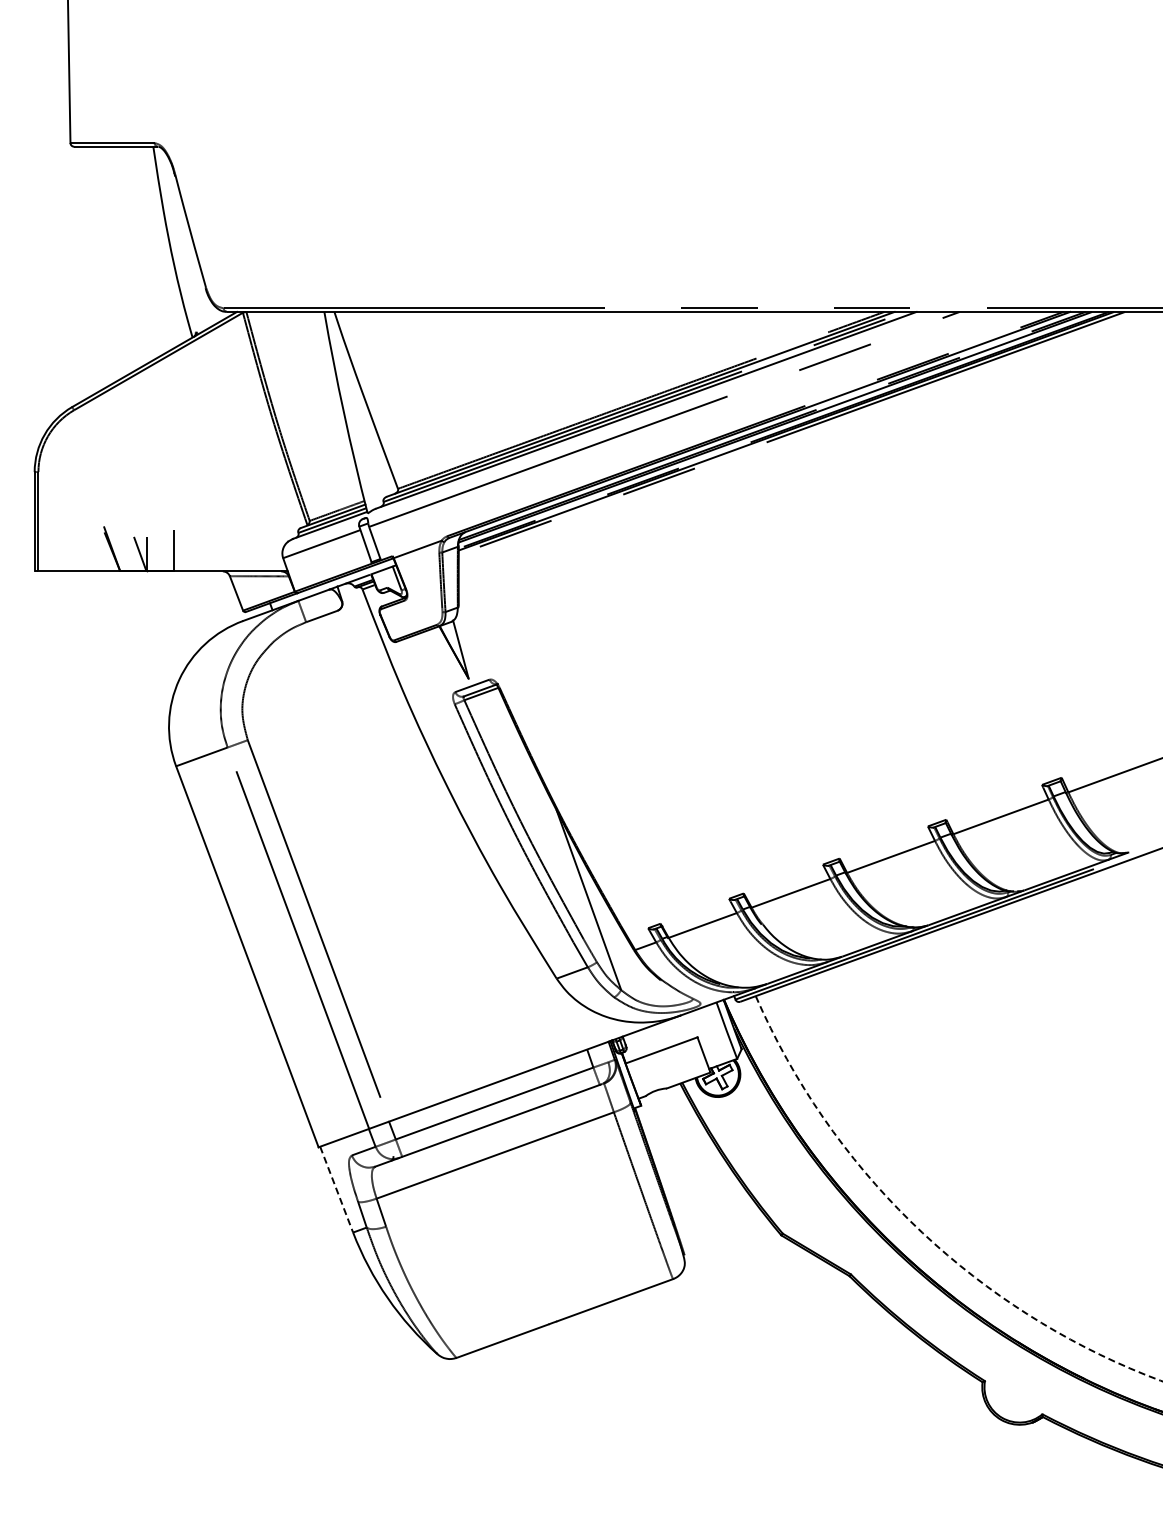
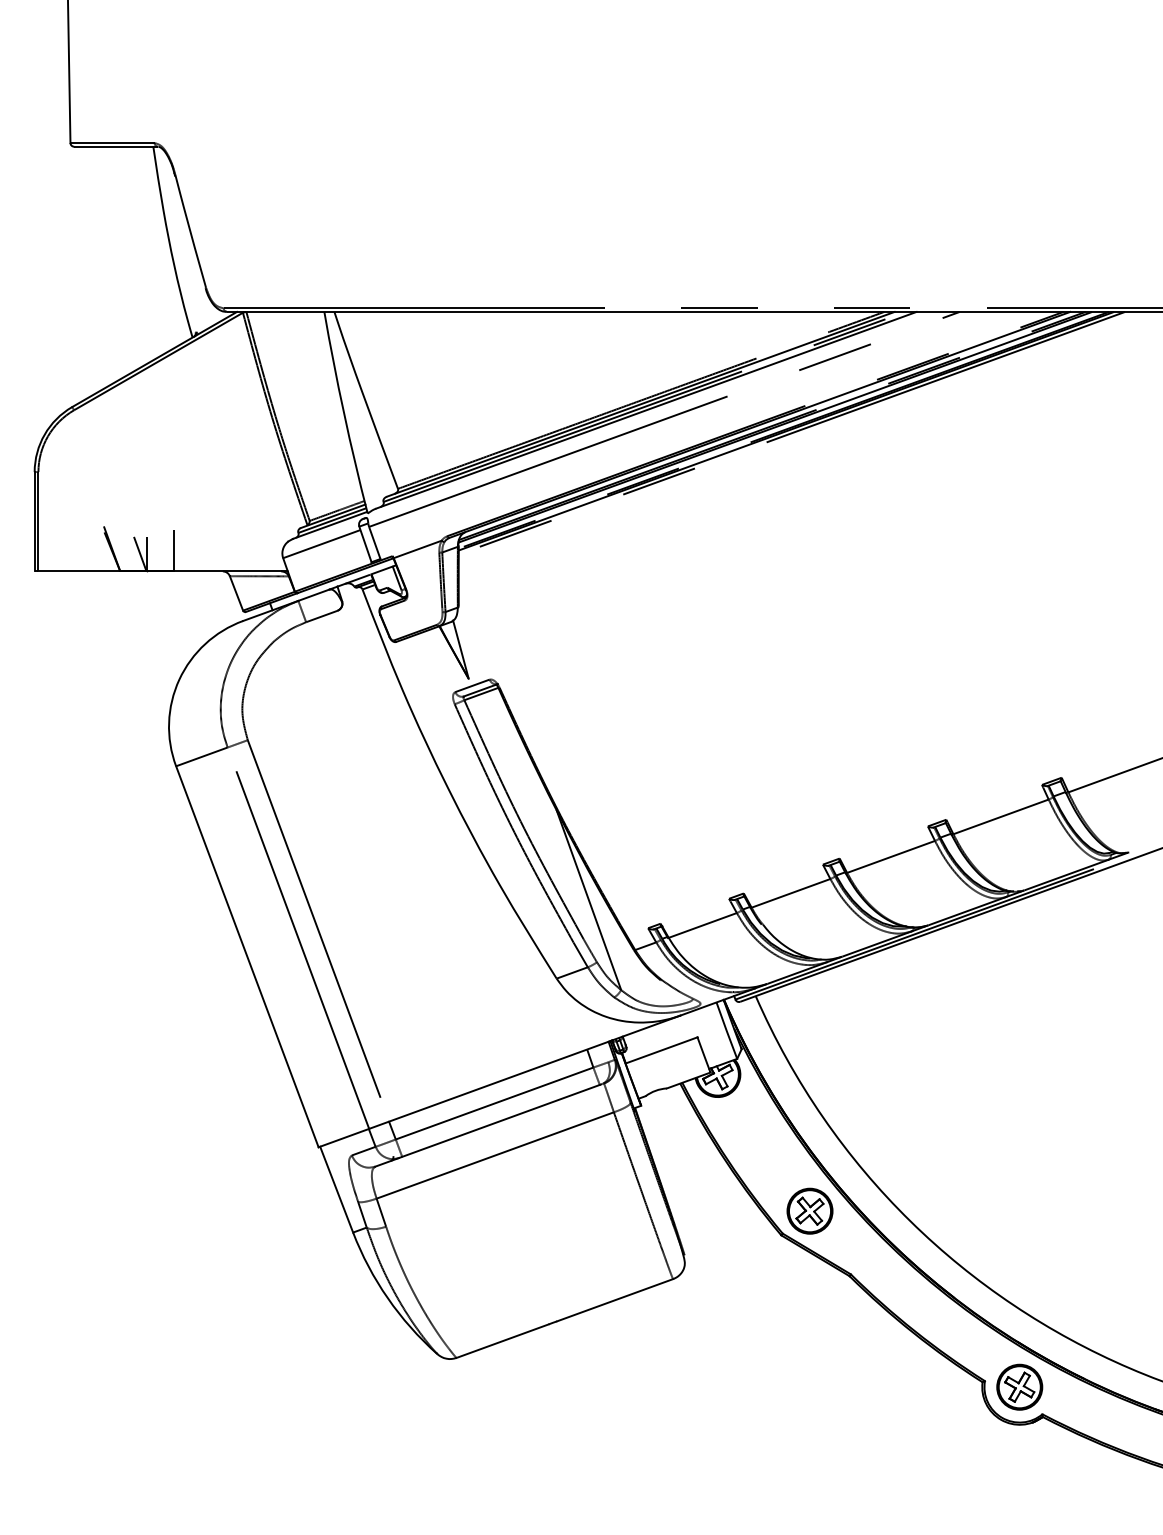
line: dashed -> solid (336, 1189)
part: none -> present (809, 1210)
arc: dashed -> solid (917, 1228)
part: none -> present (1019, 1386)
